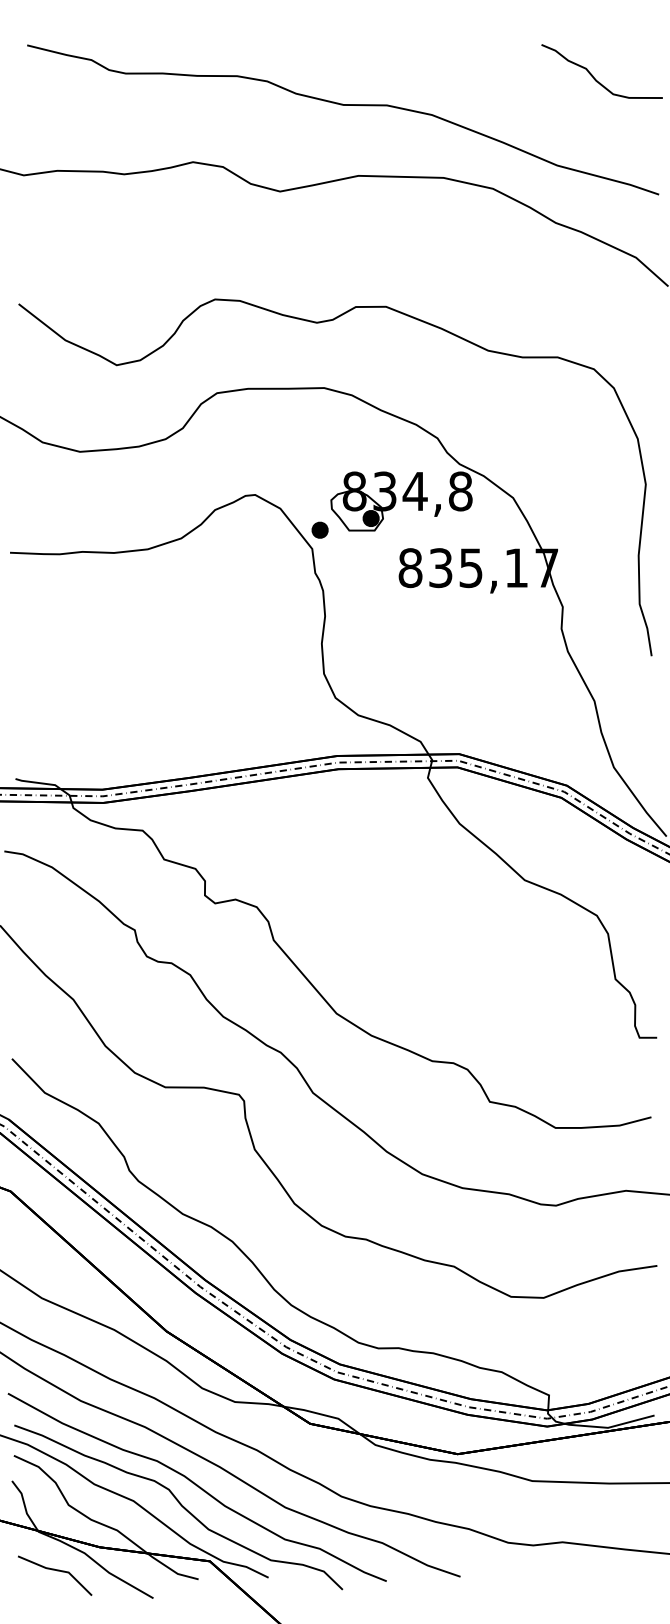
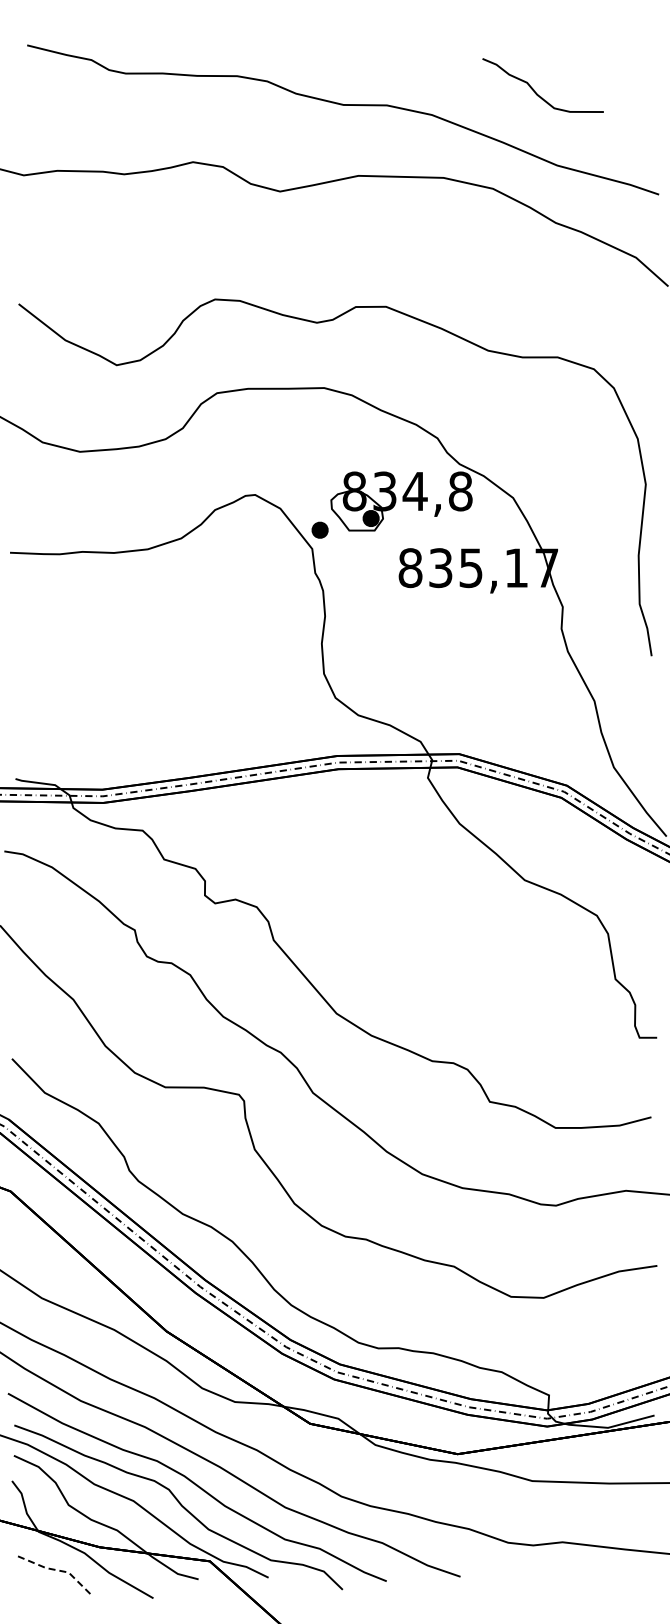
curve position: (593, 75) -> (534, 89) (534, 89)
line: solid -> dashed (58, 1570)
